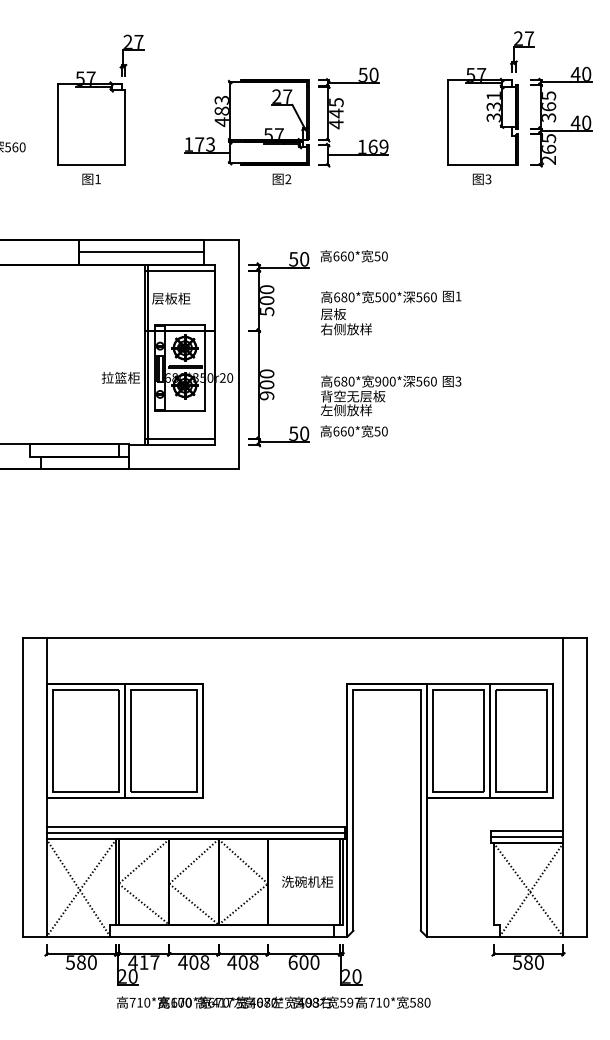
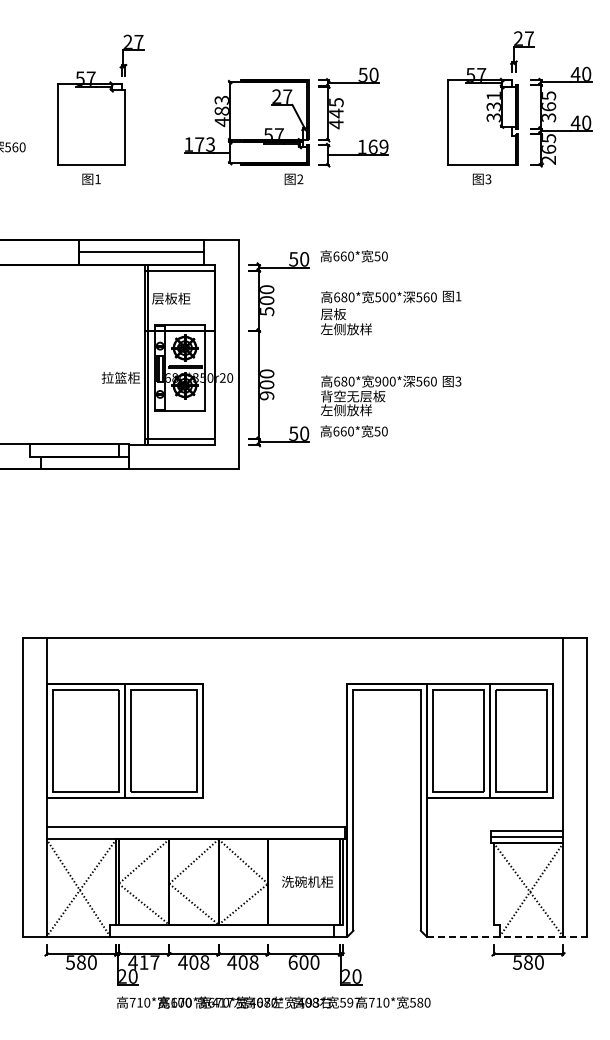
text position: (281, 179) -> (293, 179) (293, 179)
text: 右侧放样 -> 左侧放样 (326, 329)
line: present -> none (195, 833)
line: solid -> dashed (507, 936)
